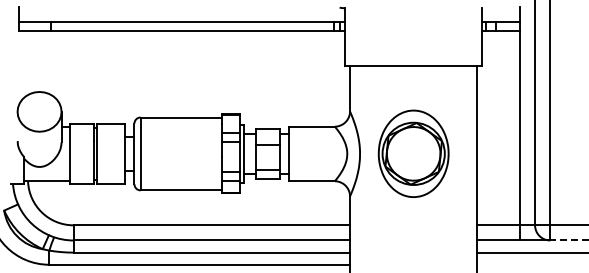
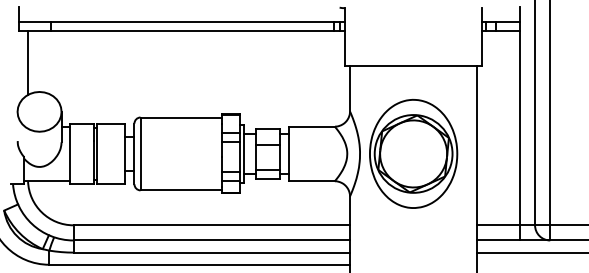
line: none -> present (28, 62)
part size: 73x89 px -> 90x111 px (413, 153)
line: dashed -> solid (569, 240)
